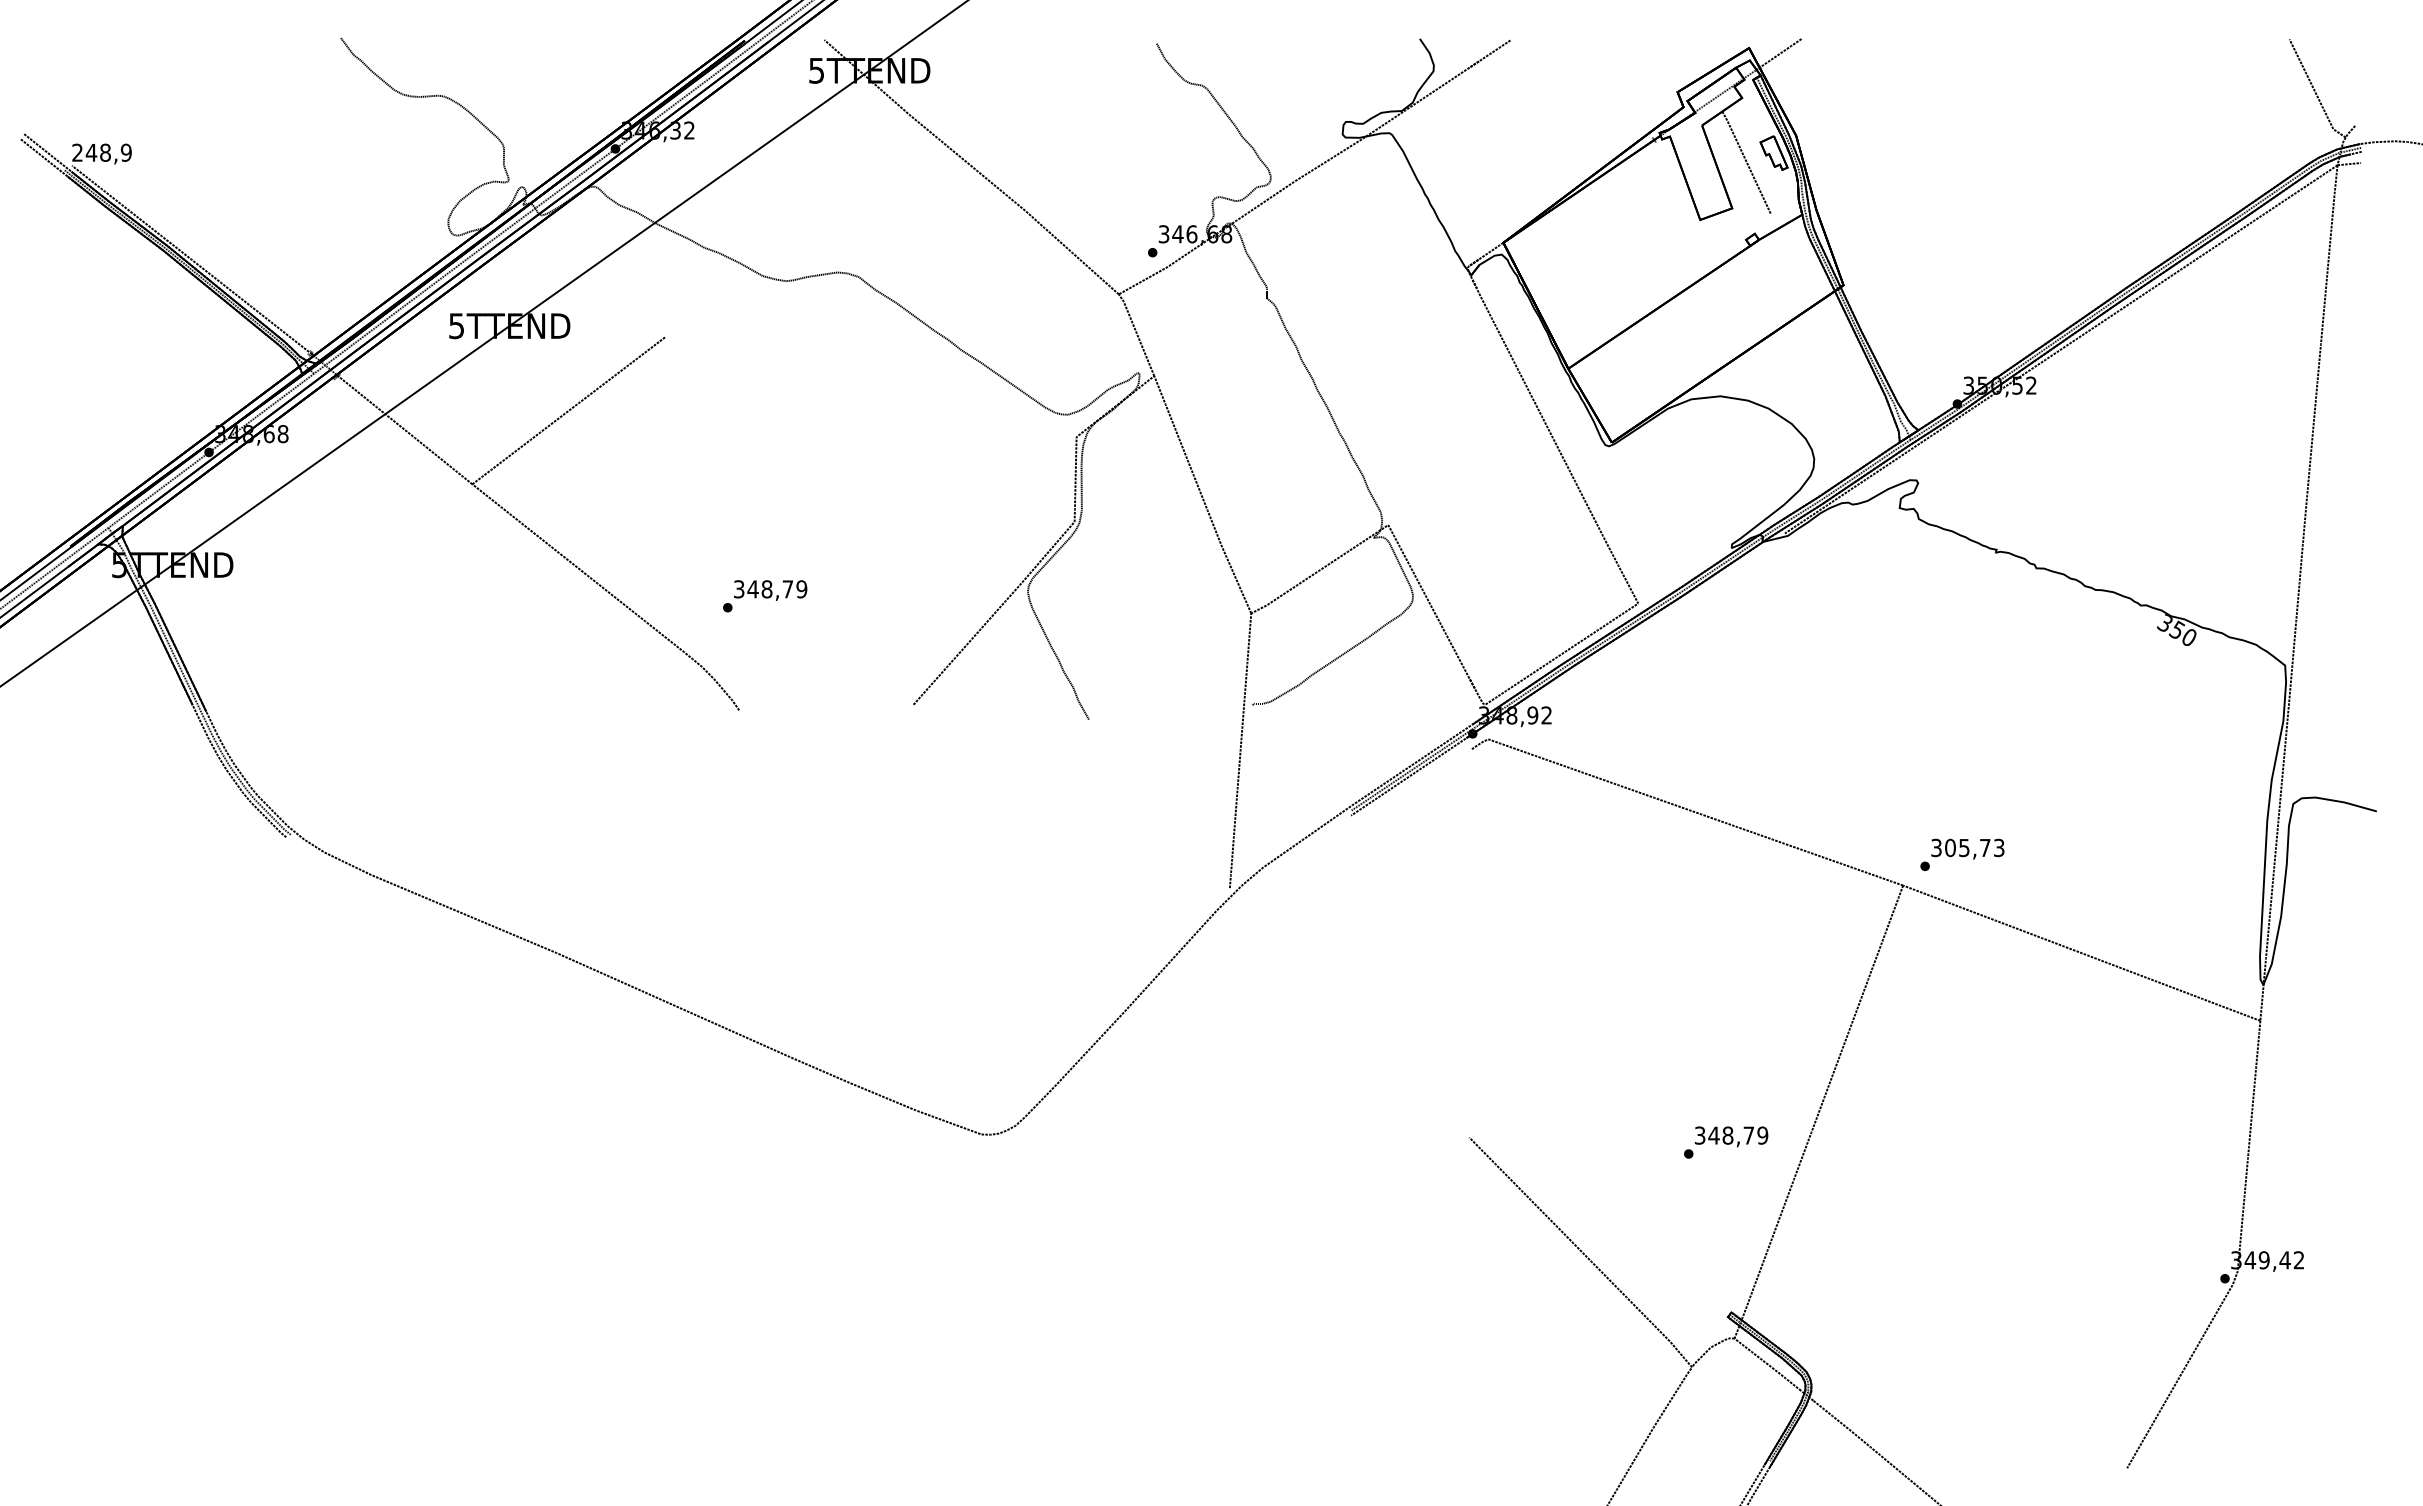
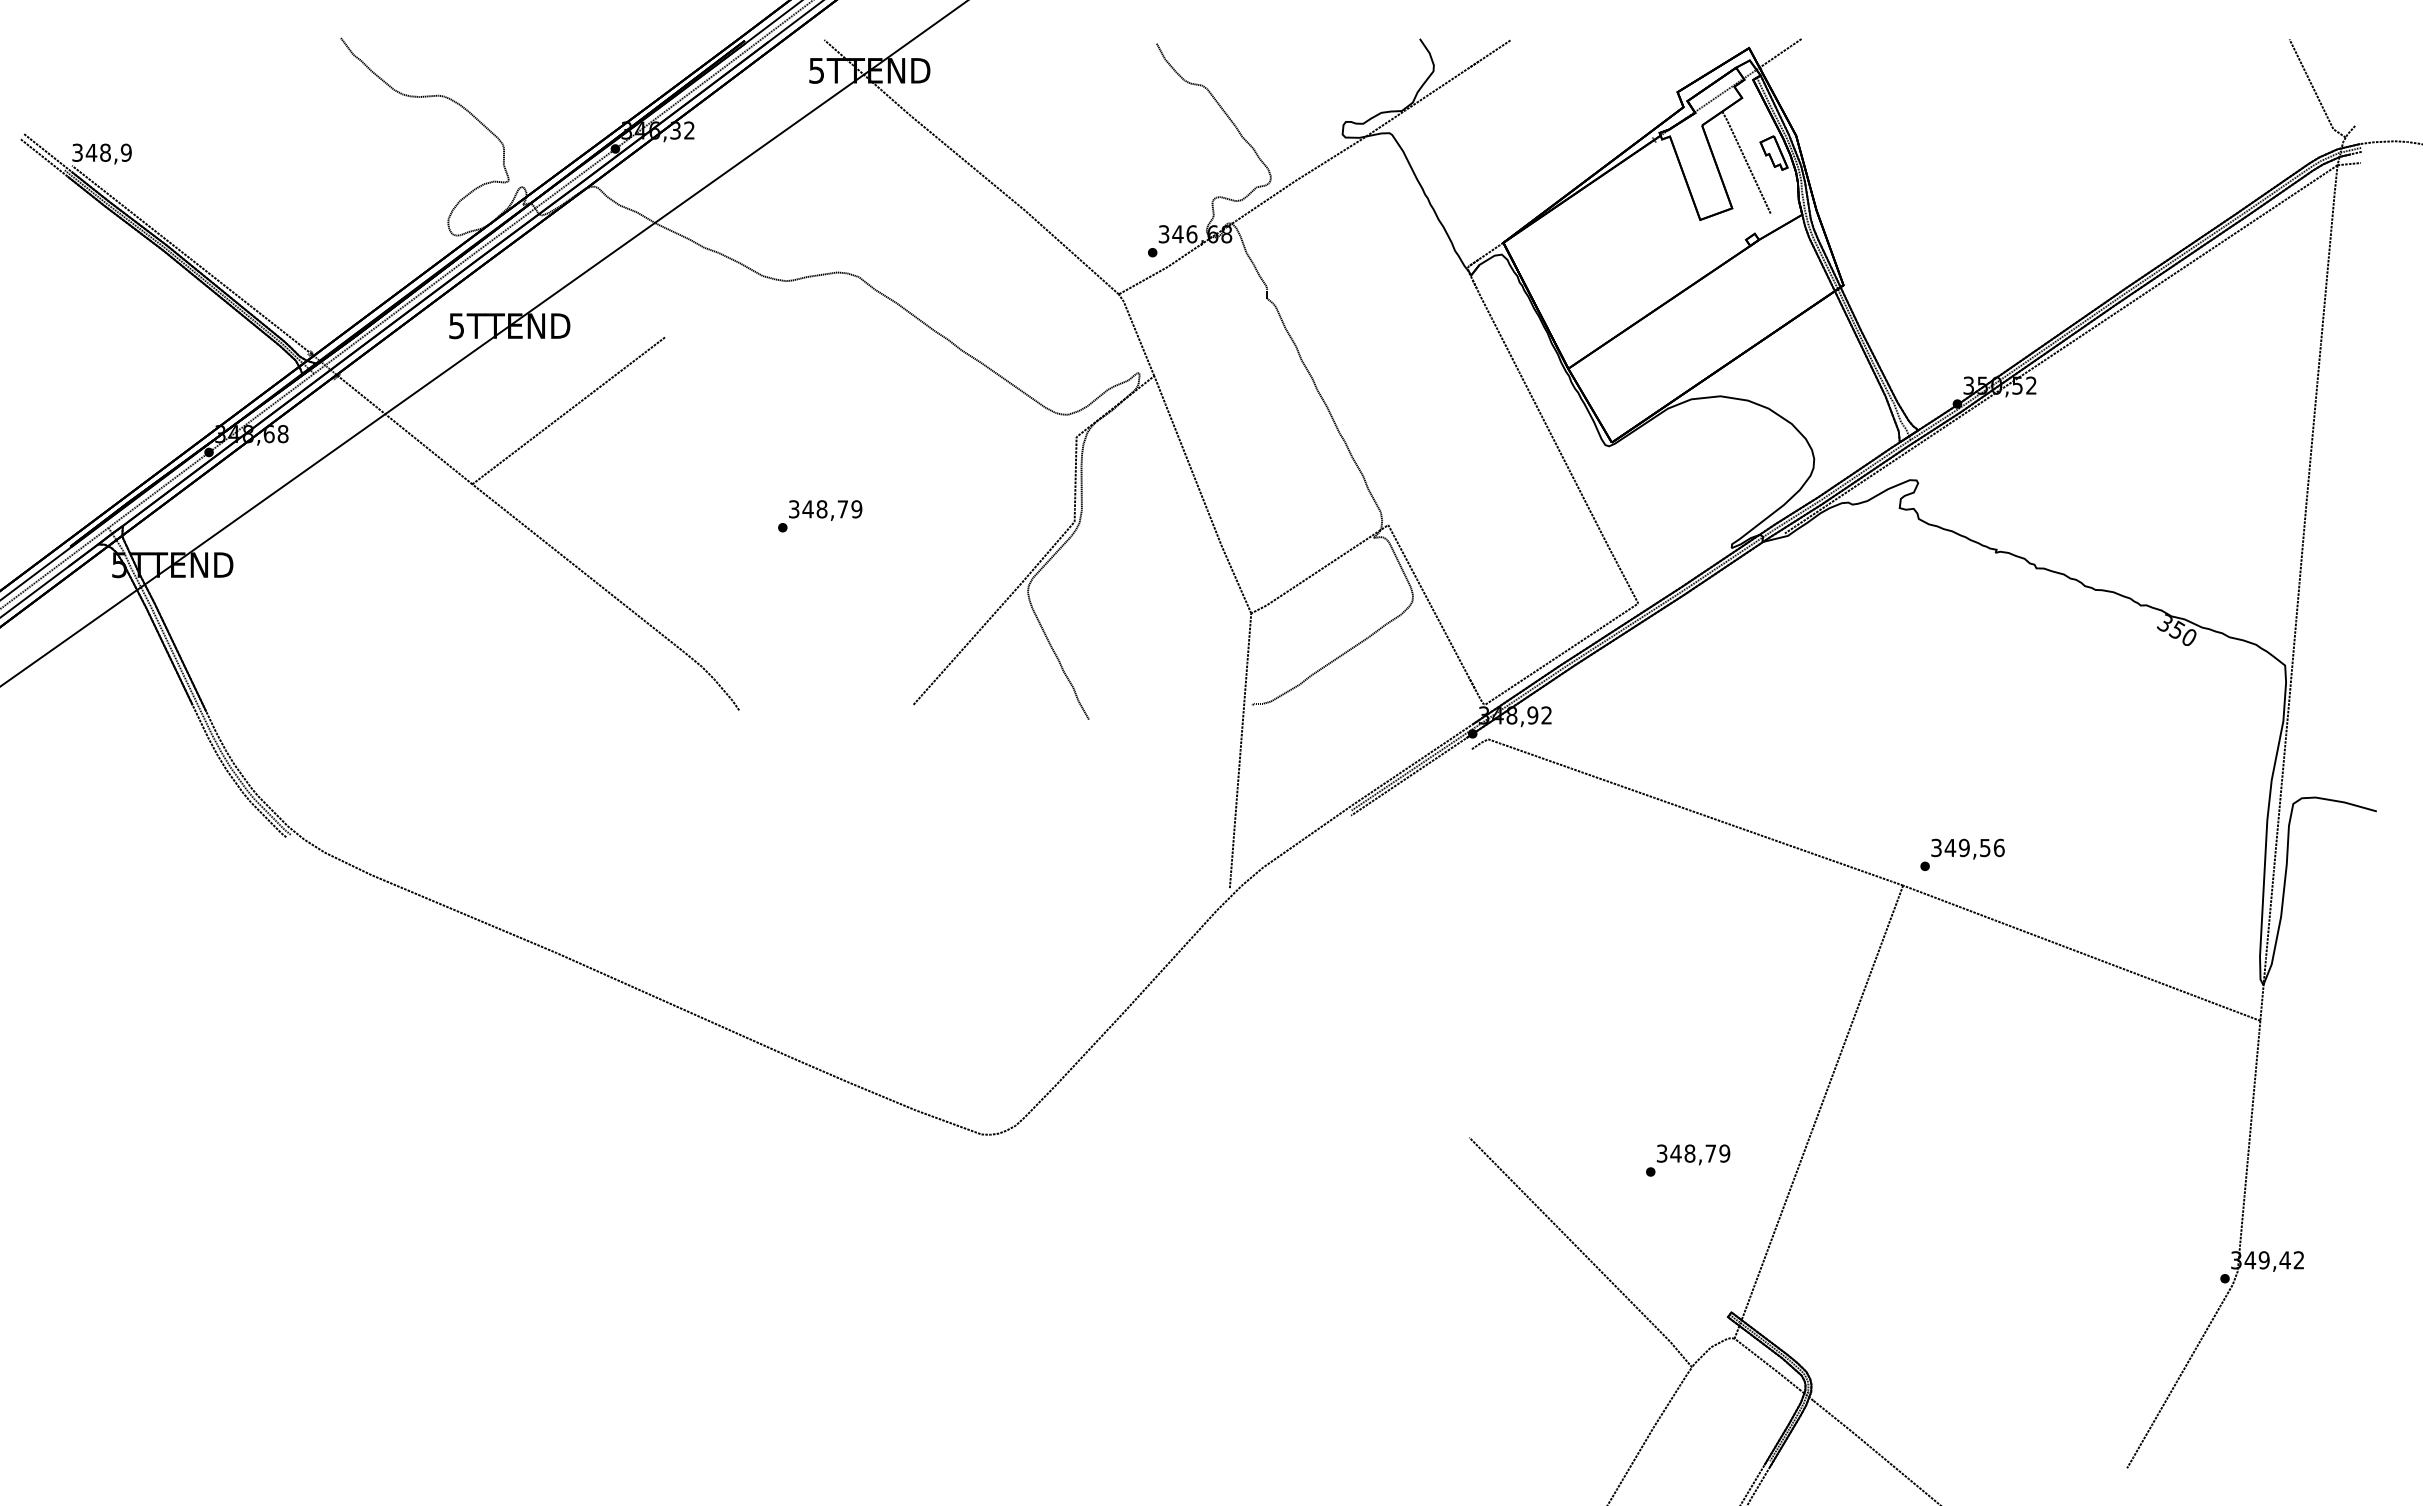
text: 248,9 -> 348,9 (77, 152)
text position: (765, 596) -> (820, 516) (820, 516)
text: 305,73 -> 349,56 (1974, 847)
text position: (1726, 1142) -> (1688, 1160) (1688, 1160)
